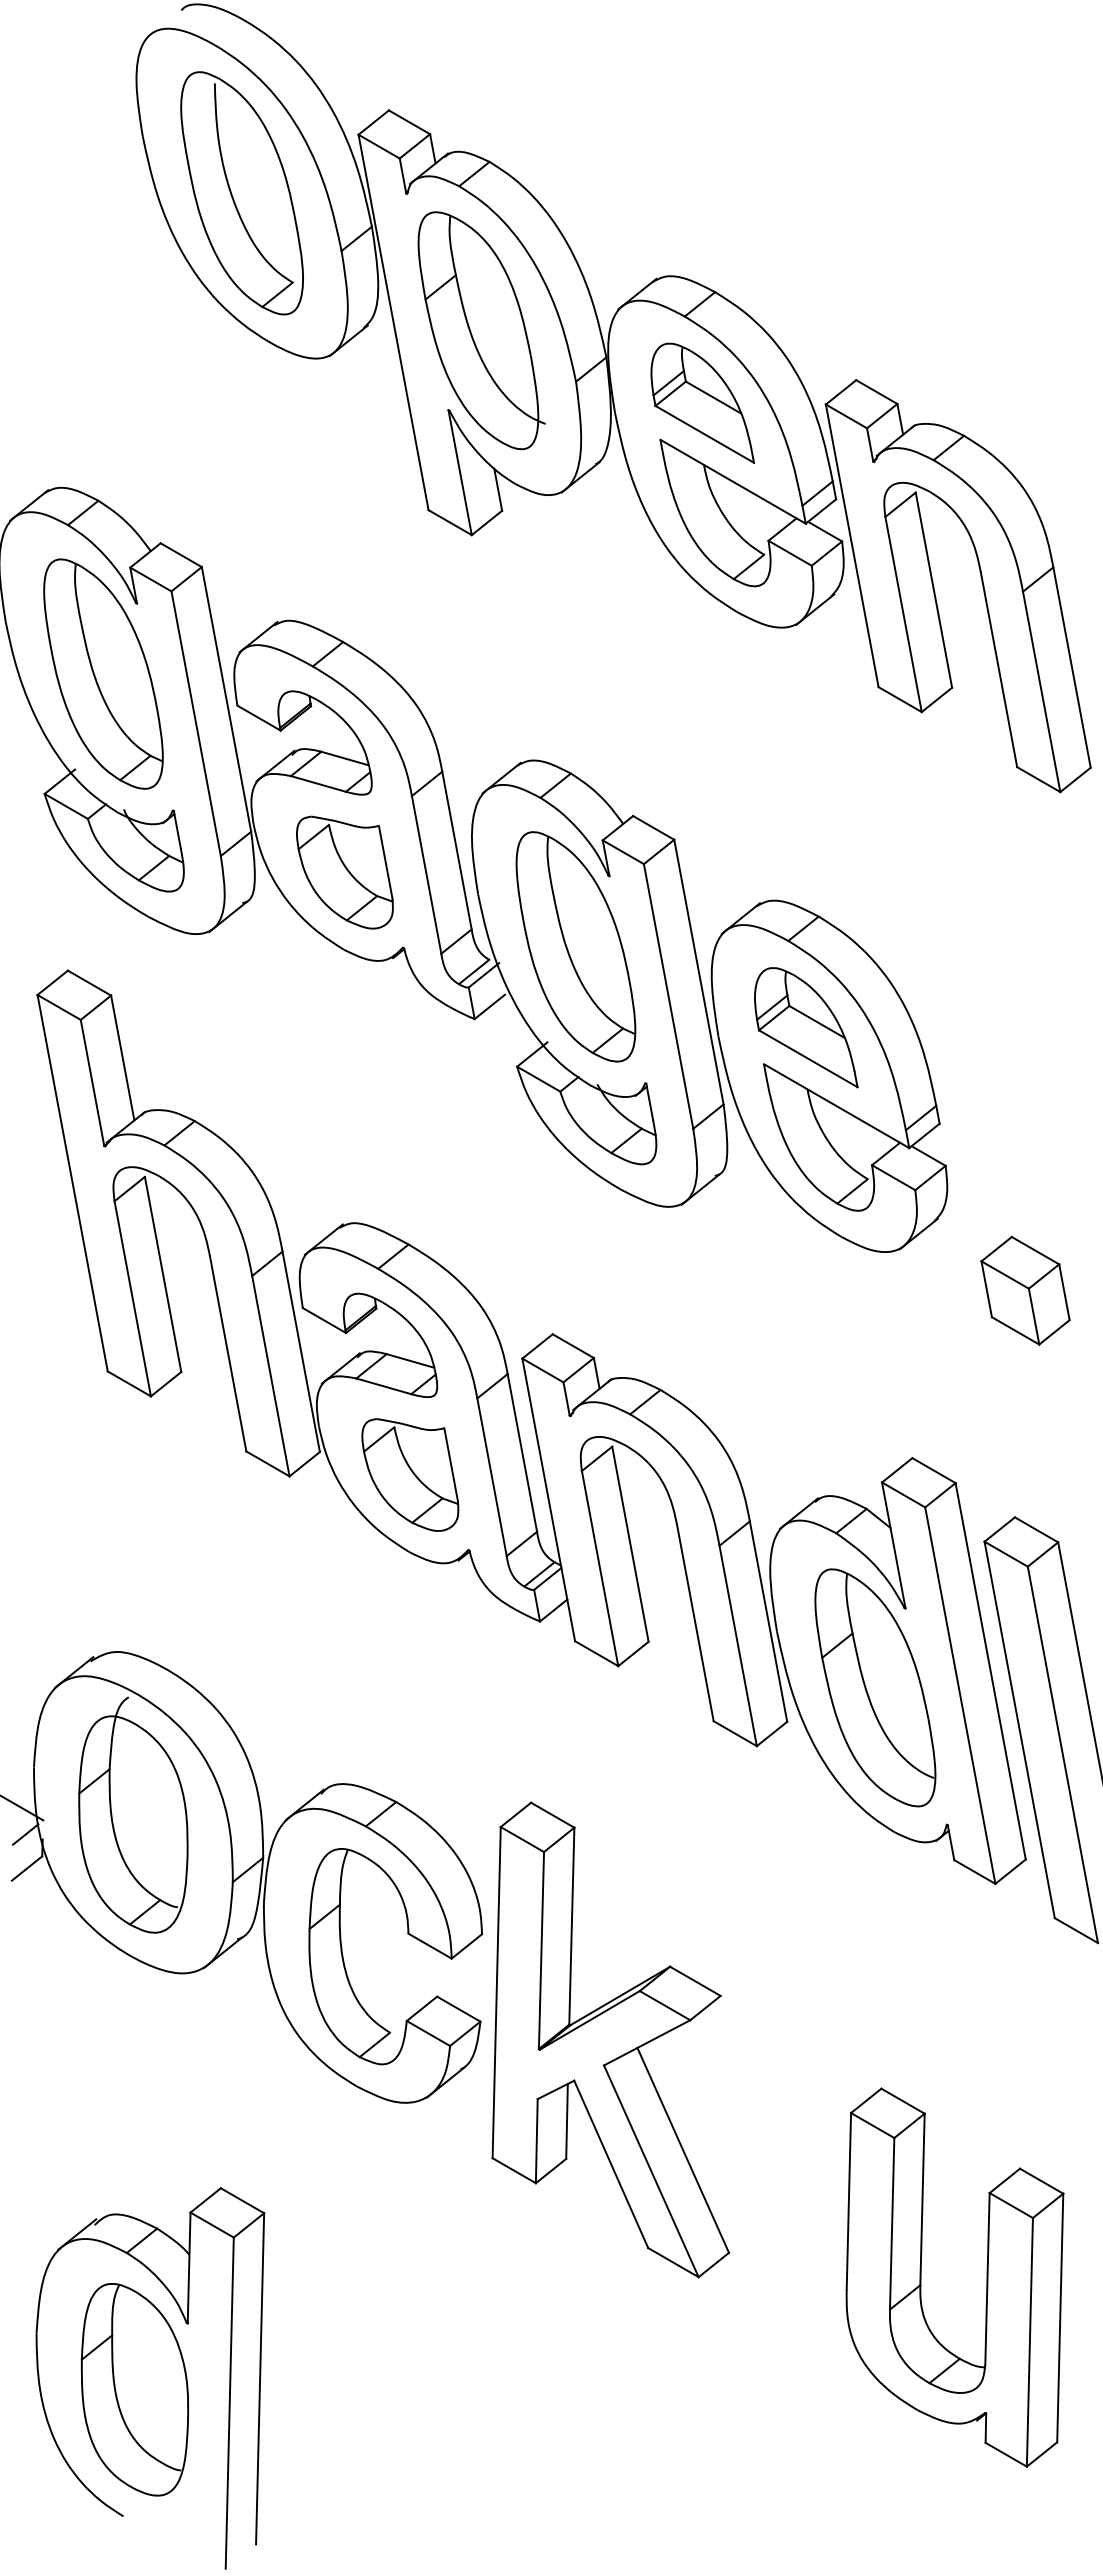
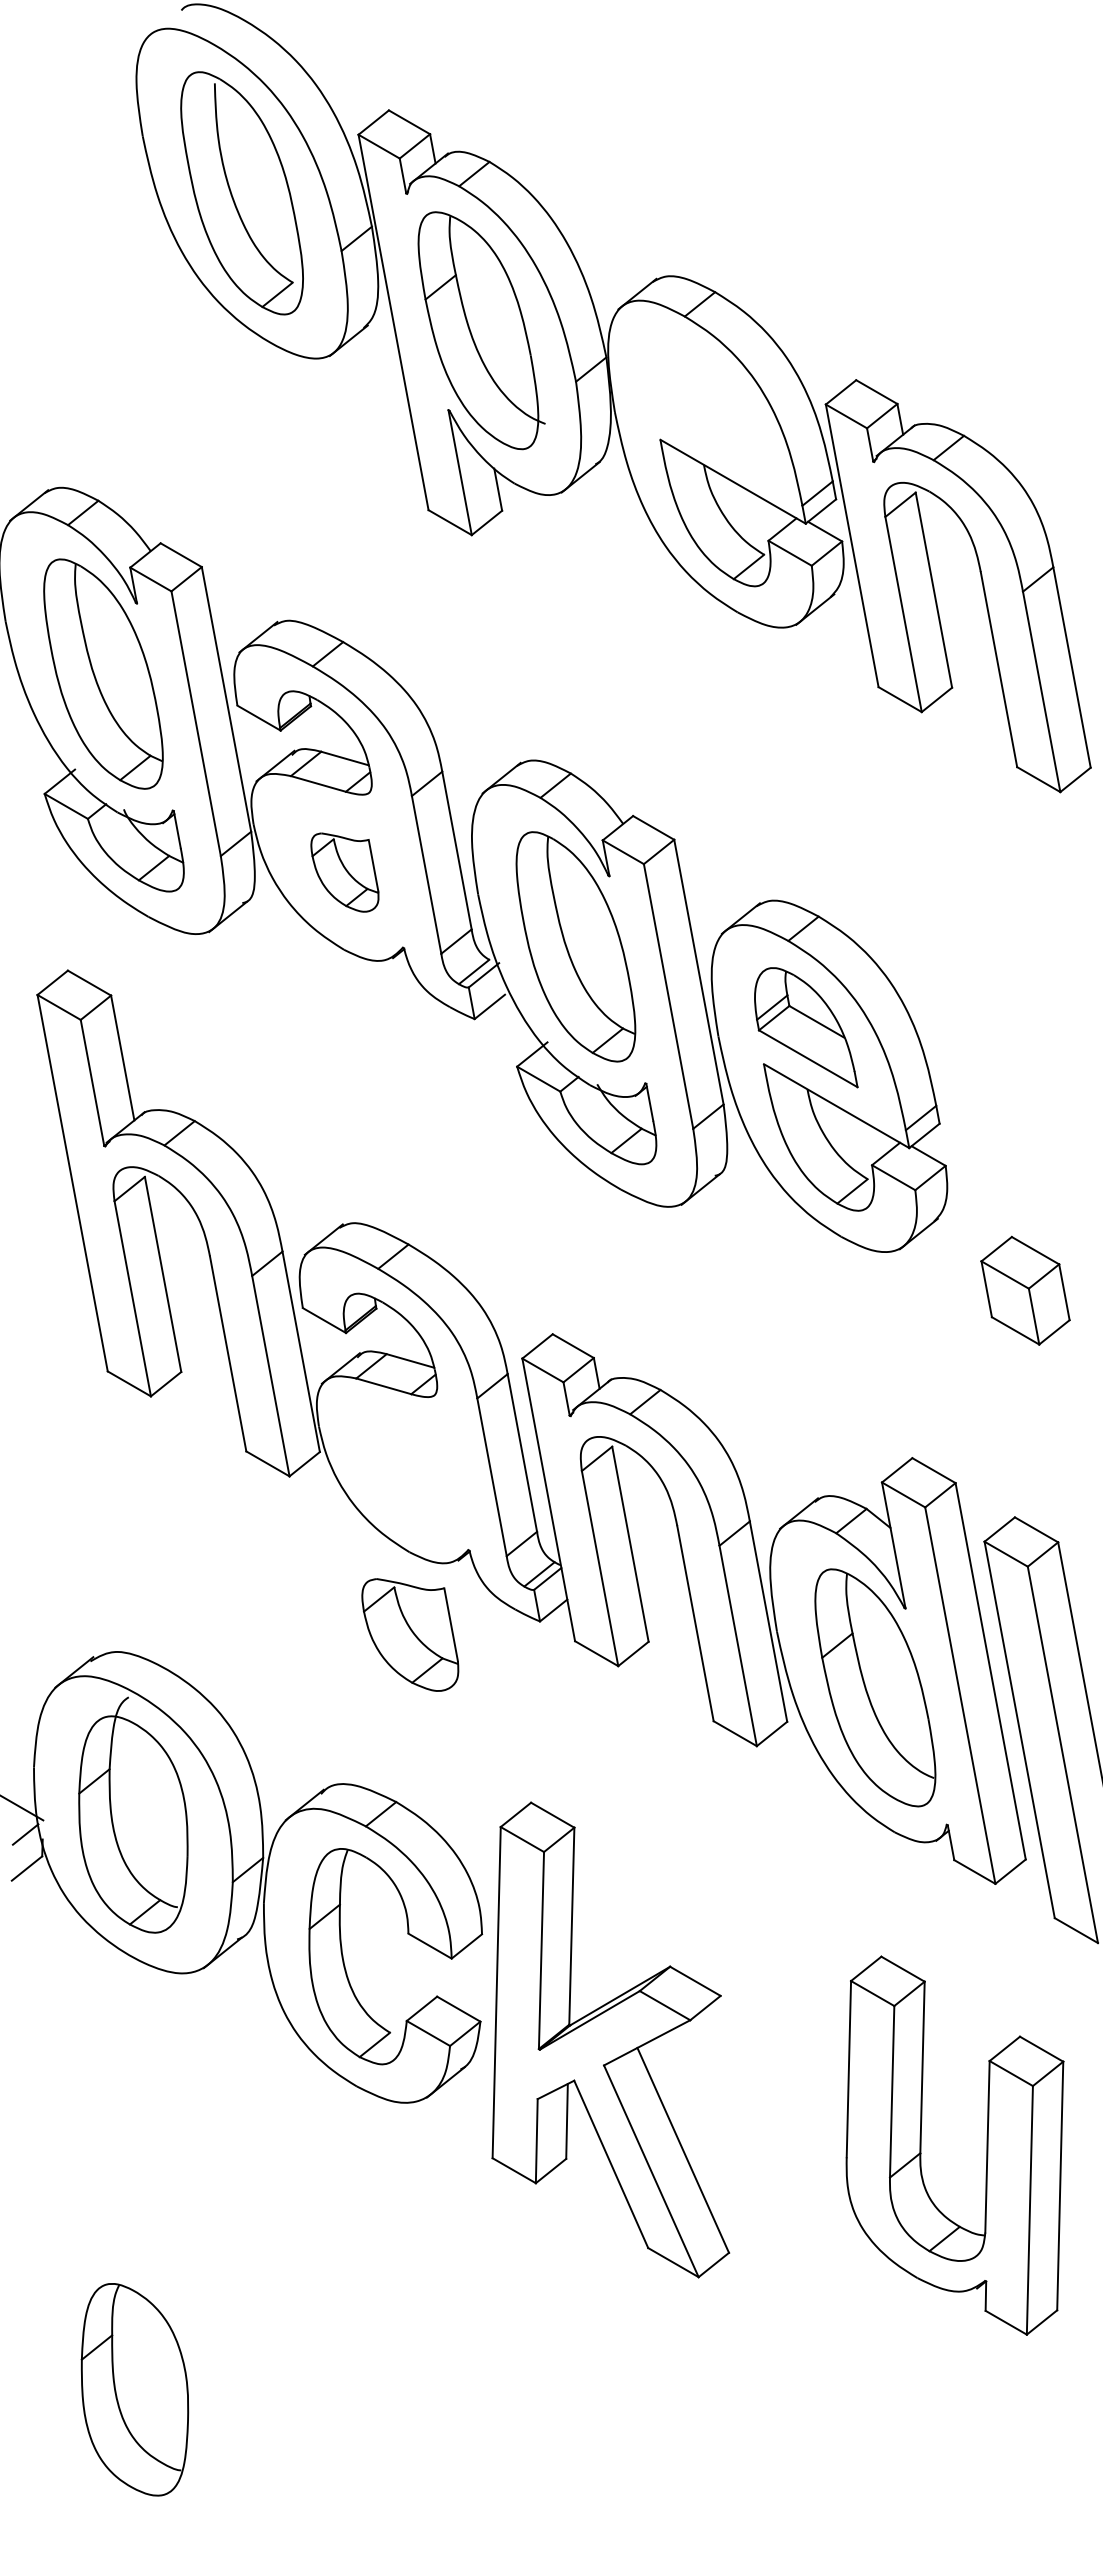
part: present -> none (702, 402)
part size: 98x115 px -> 70x81 px (344, 872)
part position: (410, 1474) -> (410, 1634) (410, 1634)
part position: (986, 2277) -> (986, 2145) (986, 2145)
part: present -> none (185, 2323)
